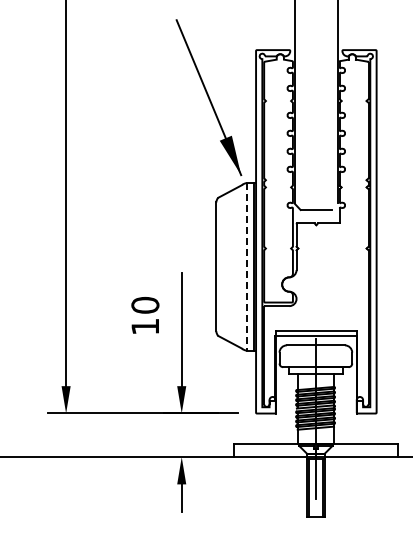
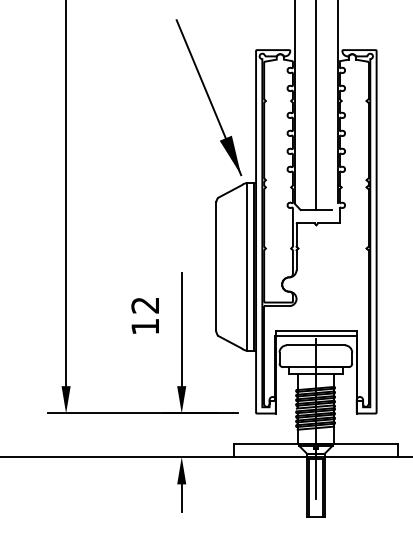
line: none -> present (316, 106)
line: dashed -> solid (246, 266)
text: 10 -> 12 (145, 304)
